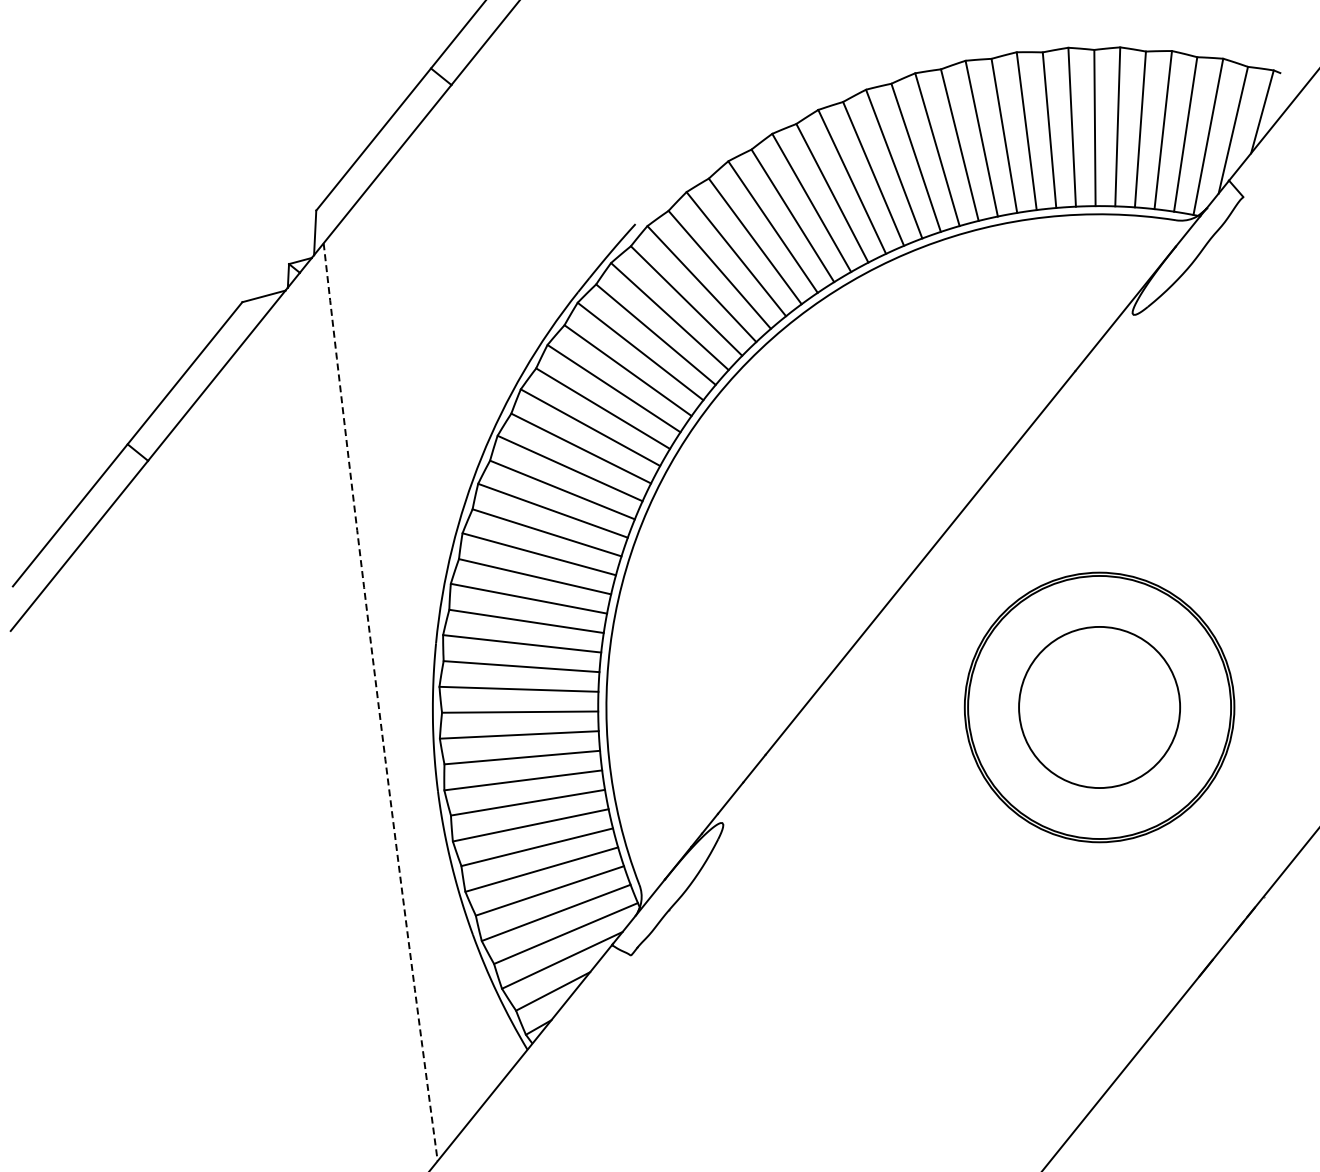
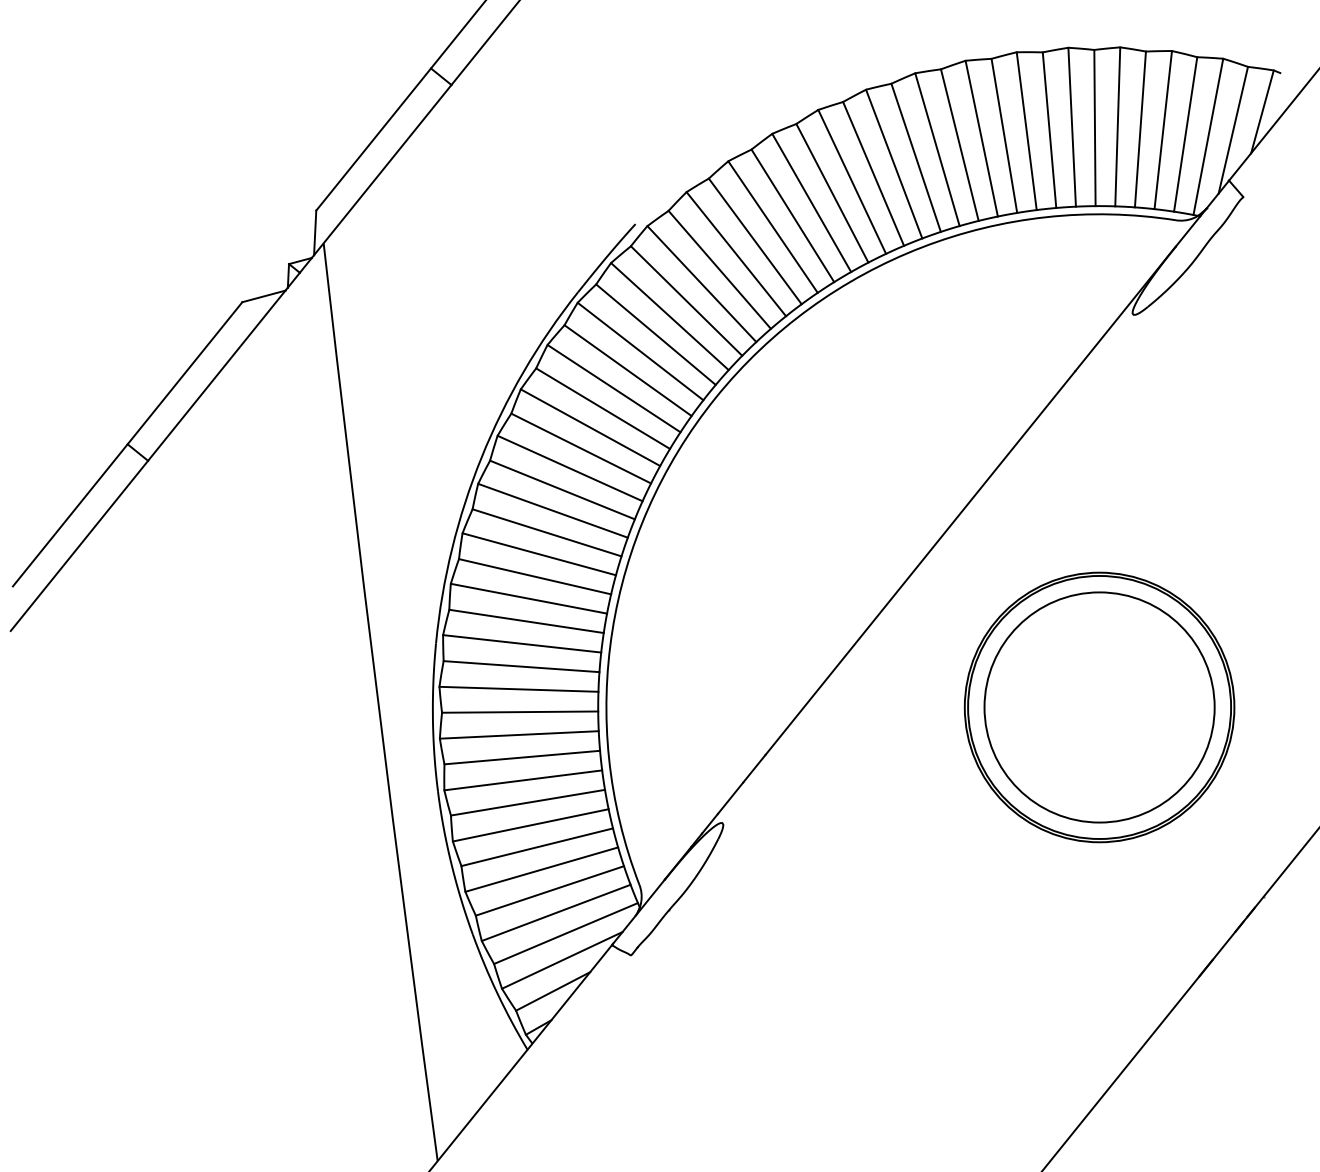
arc: dashed -> solid (378, 702)
circle diameter: 161 px -> 230 px (1099, 707)
